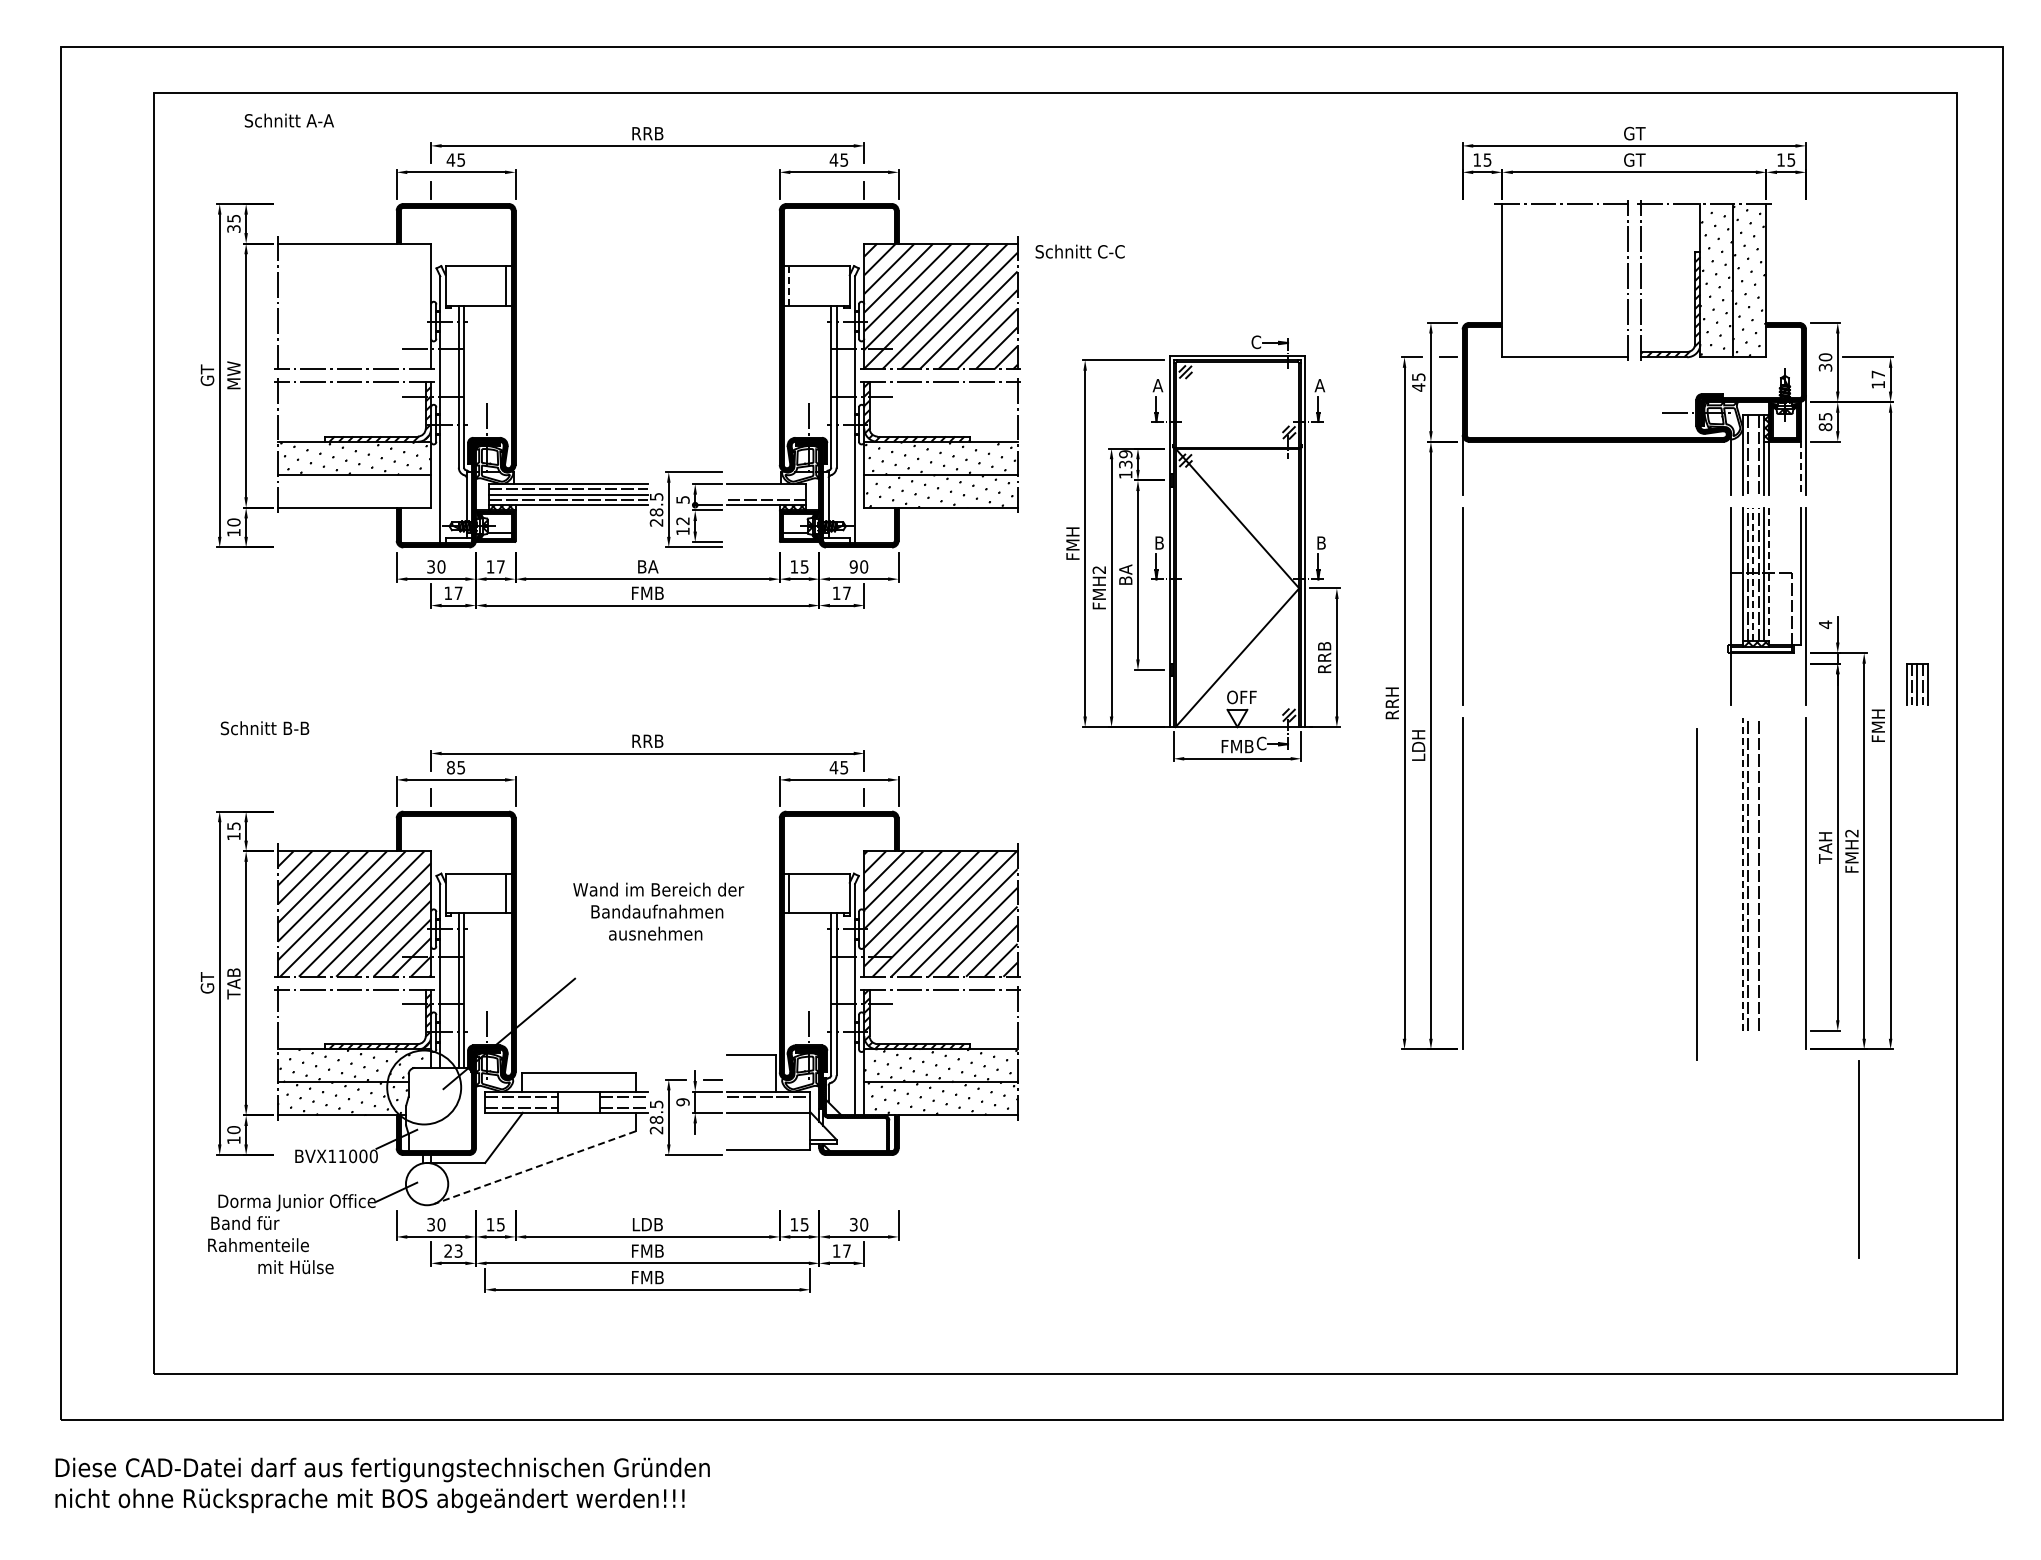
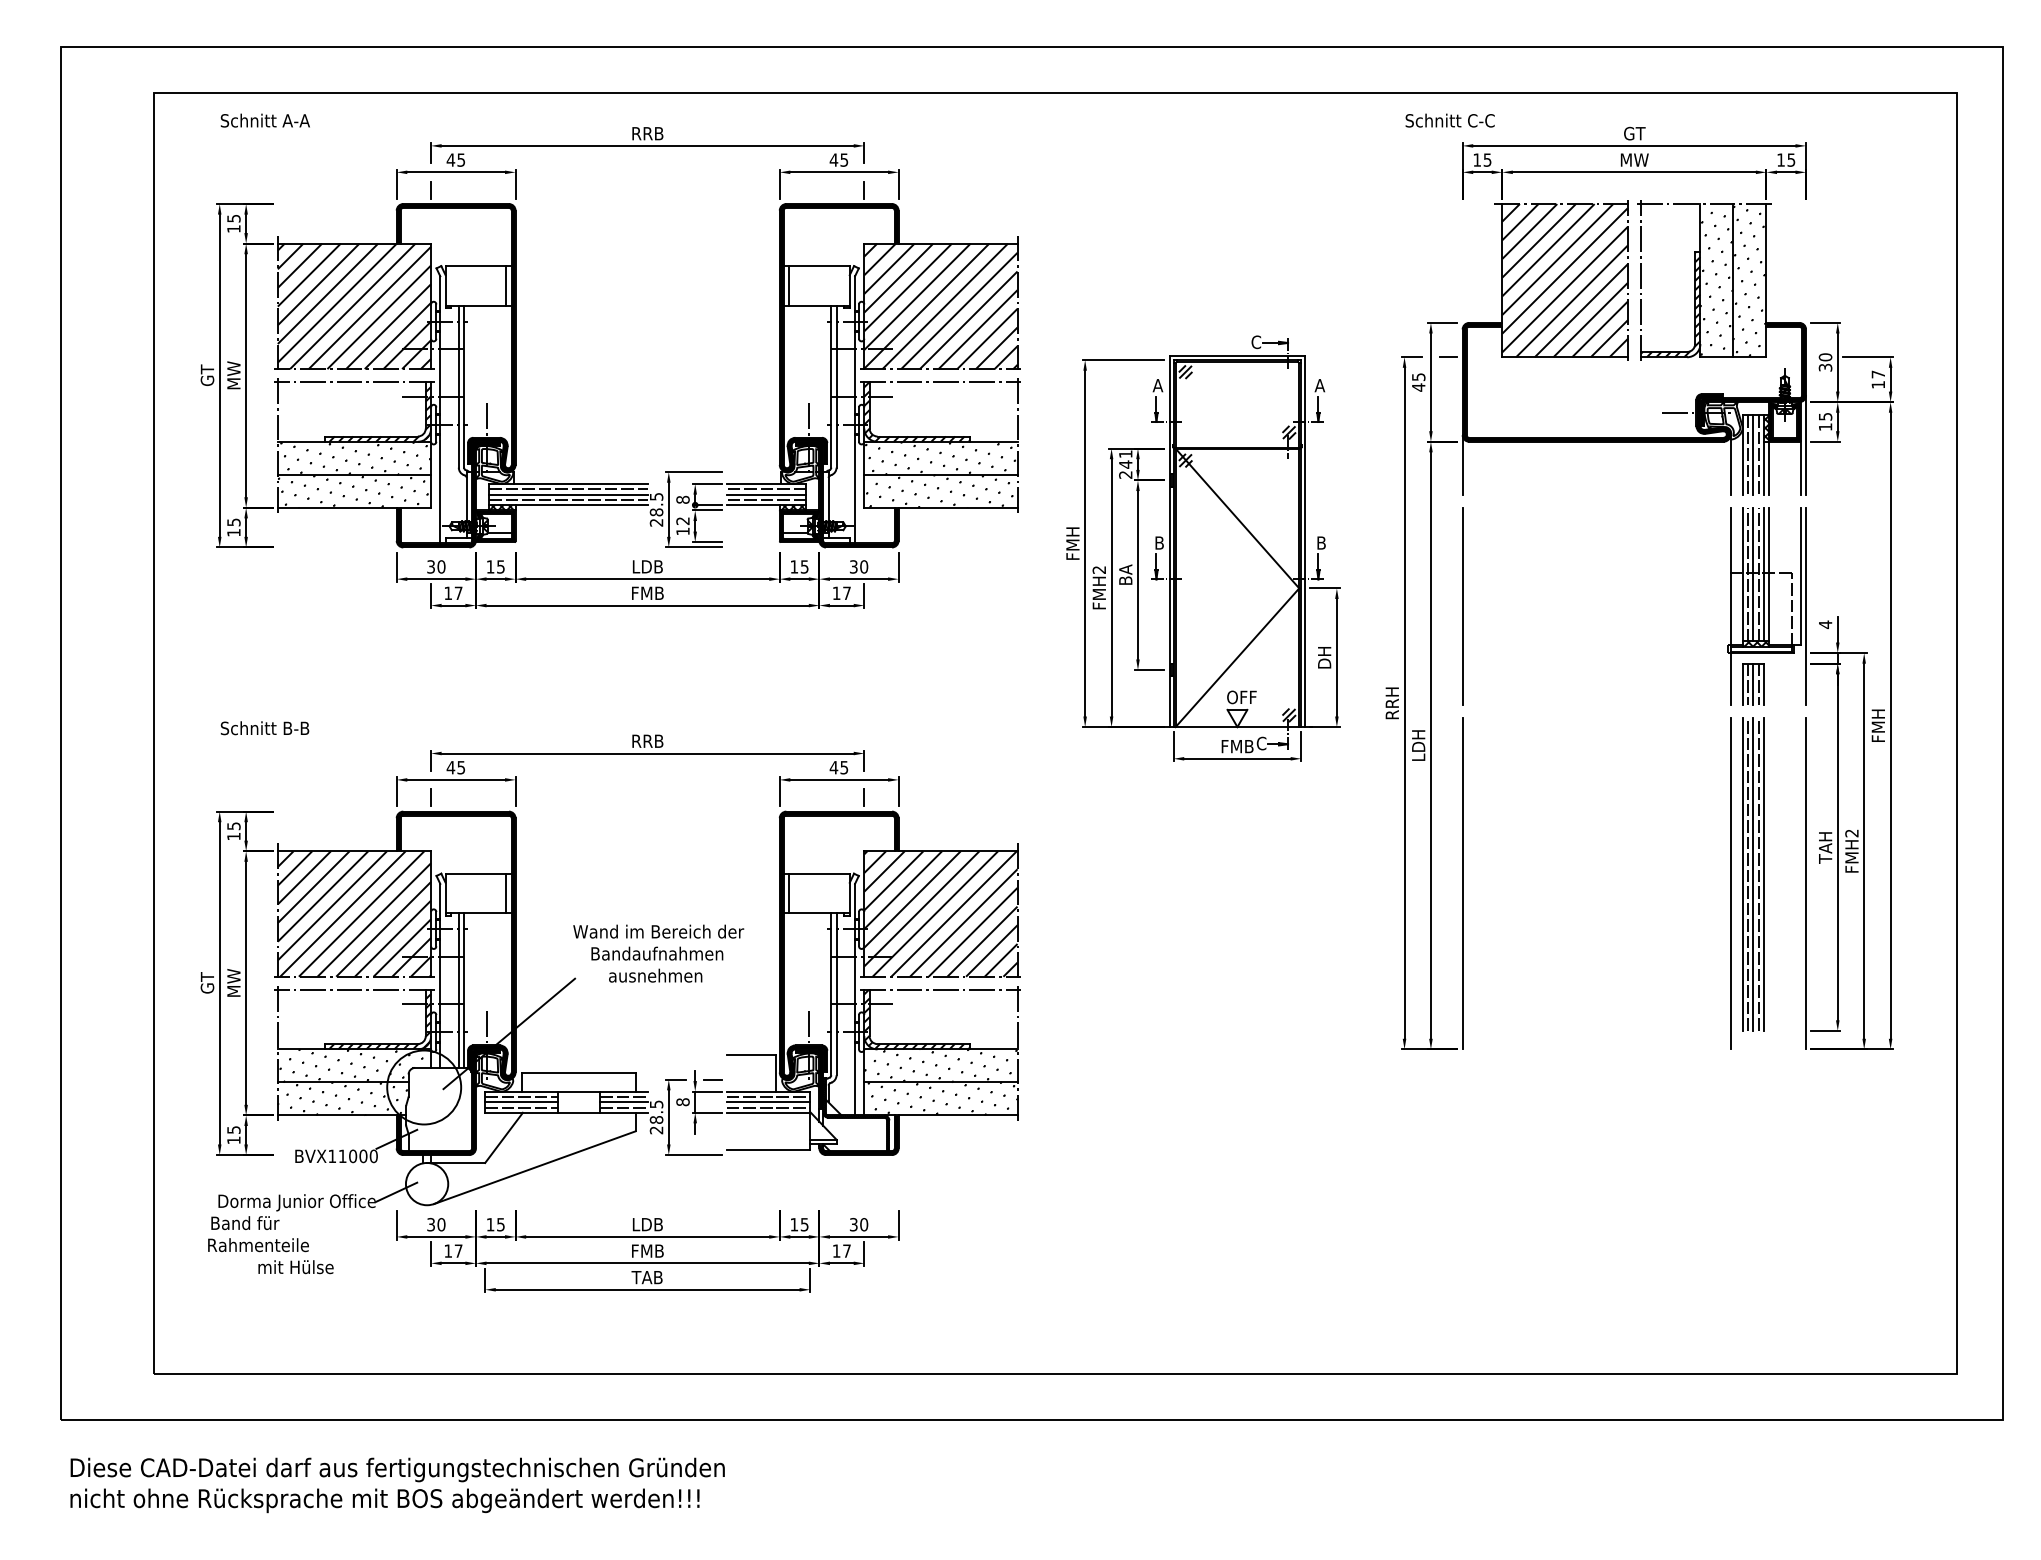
text position: (288, 120) -> (264, 120) (264, 120)
text: GT -> MW (1634, 159)
text: 35 -> 15 (233, 228)
text position: (1079, 251) -> (1449, 120) (1449, 120)
hatch: none -> present (1564, 280)
line: dashed -> solid (789, 285)
hatch: none -> present (354, 306)
text: 85 -> 15 (1825, 427)
line: none -> present (1753, 454)
text: 139 -> 241 (1125, 464)
line: dashed -> solid (1800, 467)
line: none -> present (766, 489)
hatch: none -> present (354, 490)
line: none -> present (766, 494)
text: 5 -> 8 (682, 499)
text: 10 -> 15 (233, 522)
text: 17 -> 15 (500, 566)
text: BA -> LDB (647, 566)
text: 90 -> 30 (853, 566)
line: dashed -> solid (1753, 574)
line: dashed -> solid (1769, 574)
text: RRB -> DH (1324, 657)
part position: (1917, 684) -> (1753, 684) (1753, 684)
text: 85 -> 45 (450, 767)
line: none -> present (1753, 873)
line: none -> present (1763, 873)
line: dashed -> solid (1742, 874)
line position: (1696, 894) -> (1730, 883) (1730, 883)
text position: (658, 911) -> (658, 953) (658, 953)
text: TAB -> MW (233, 983)
line: none -> present (521, 1102)
line: none -> present (623, 1102)
text: 9 -> 8 (682, 1102)
line: none -> present (768, 1102)
line: none -> present (768, 1107)
text: 10 -> 15 (233, 1130)
line: present -> none (1858, 1159)
line: dashed -> solid (534, 1167)
text: 23 -> 17 (453, 1250)
text: FMB -> TAB (647, 1277)
text position: (382, 1485) -> (397, 1485) (397, 1485)
